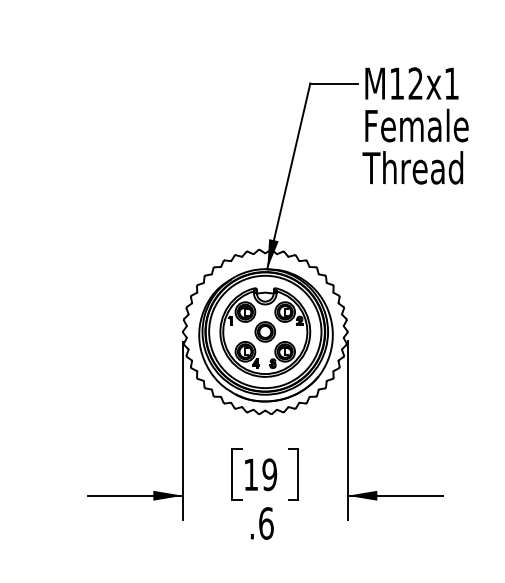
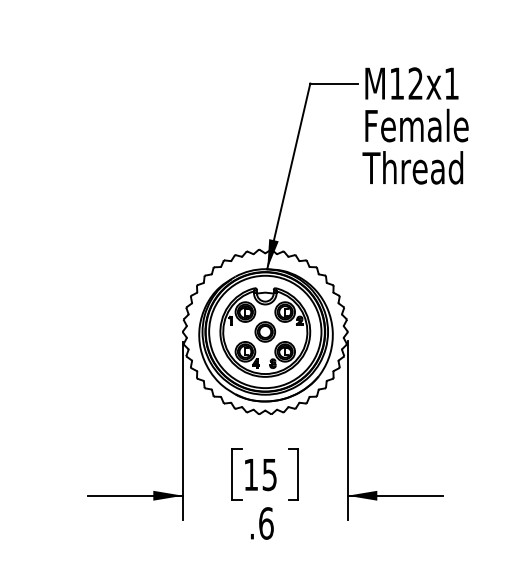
text: 19 -> 15 (269, 474)
